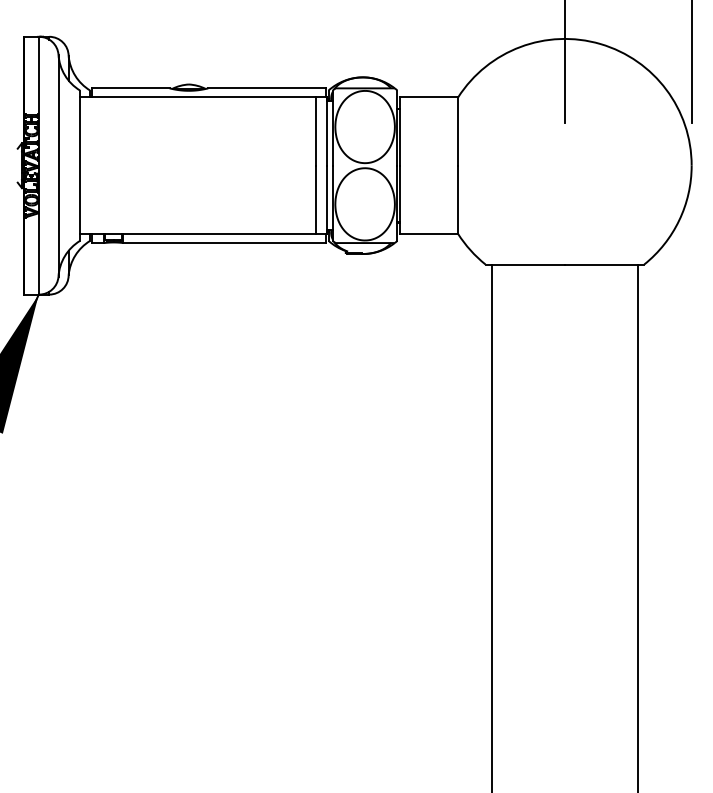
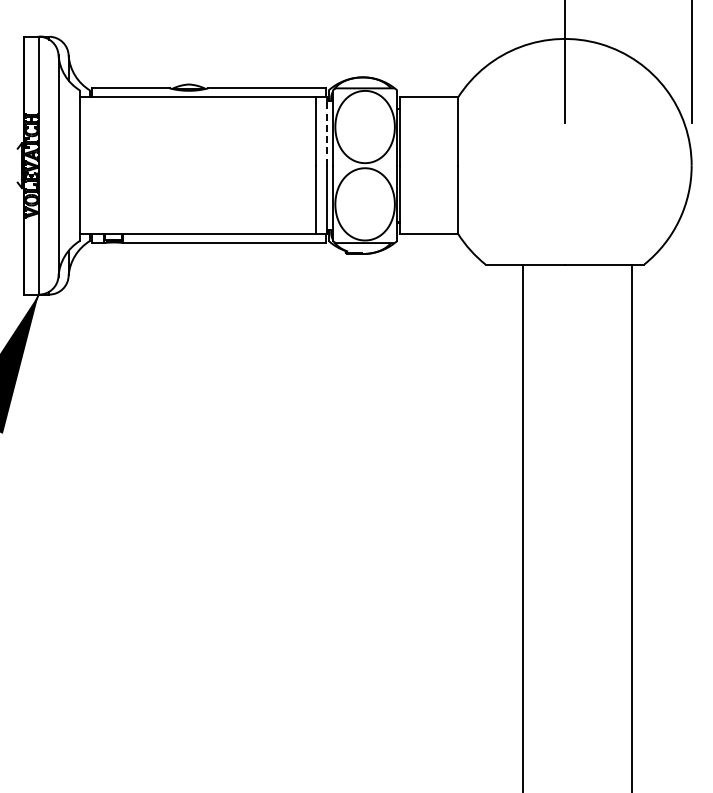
line: solid -> dashed (327, 130)
line position: (491, 526) -> (522, 526) (522, 526)
line position: (637, 526) -> (631, 526) (631, 526)
